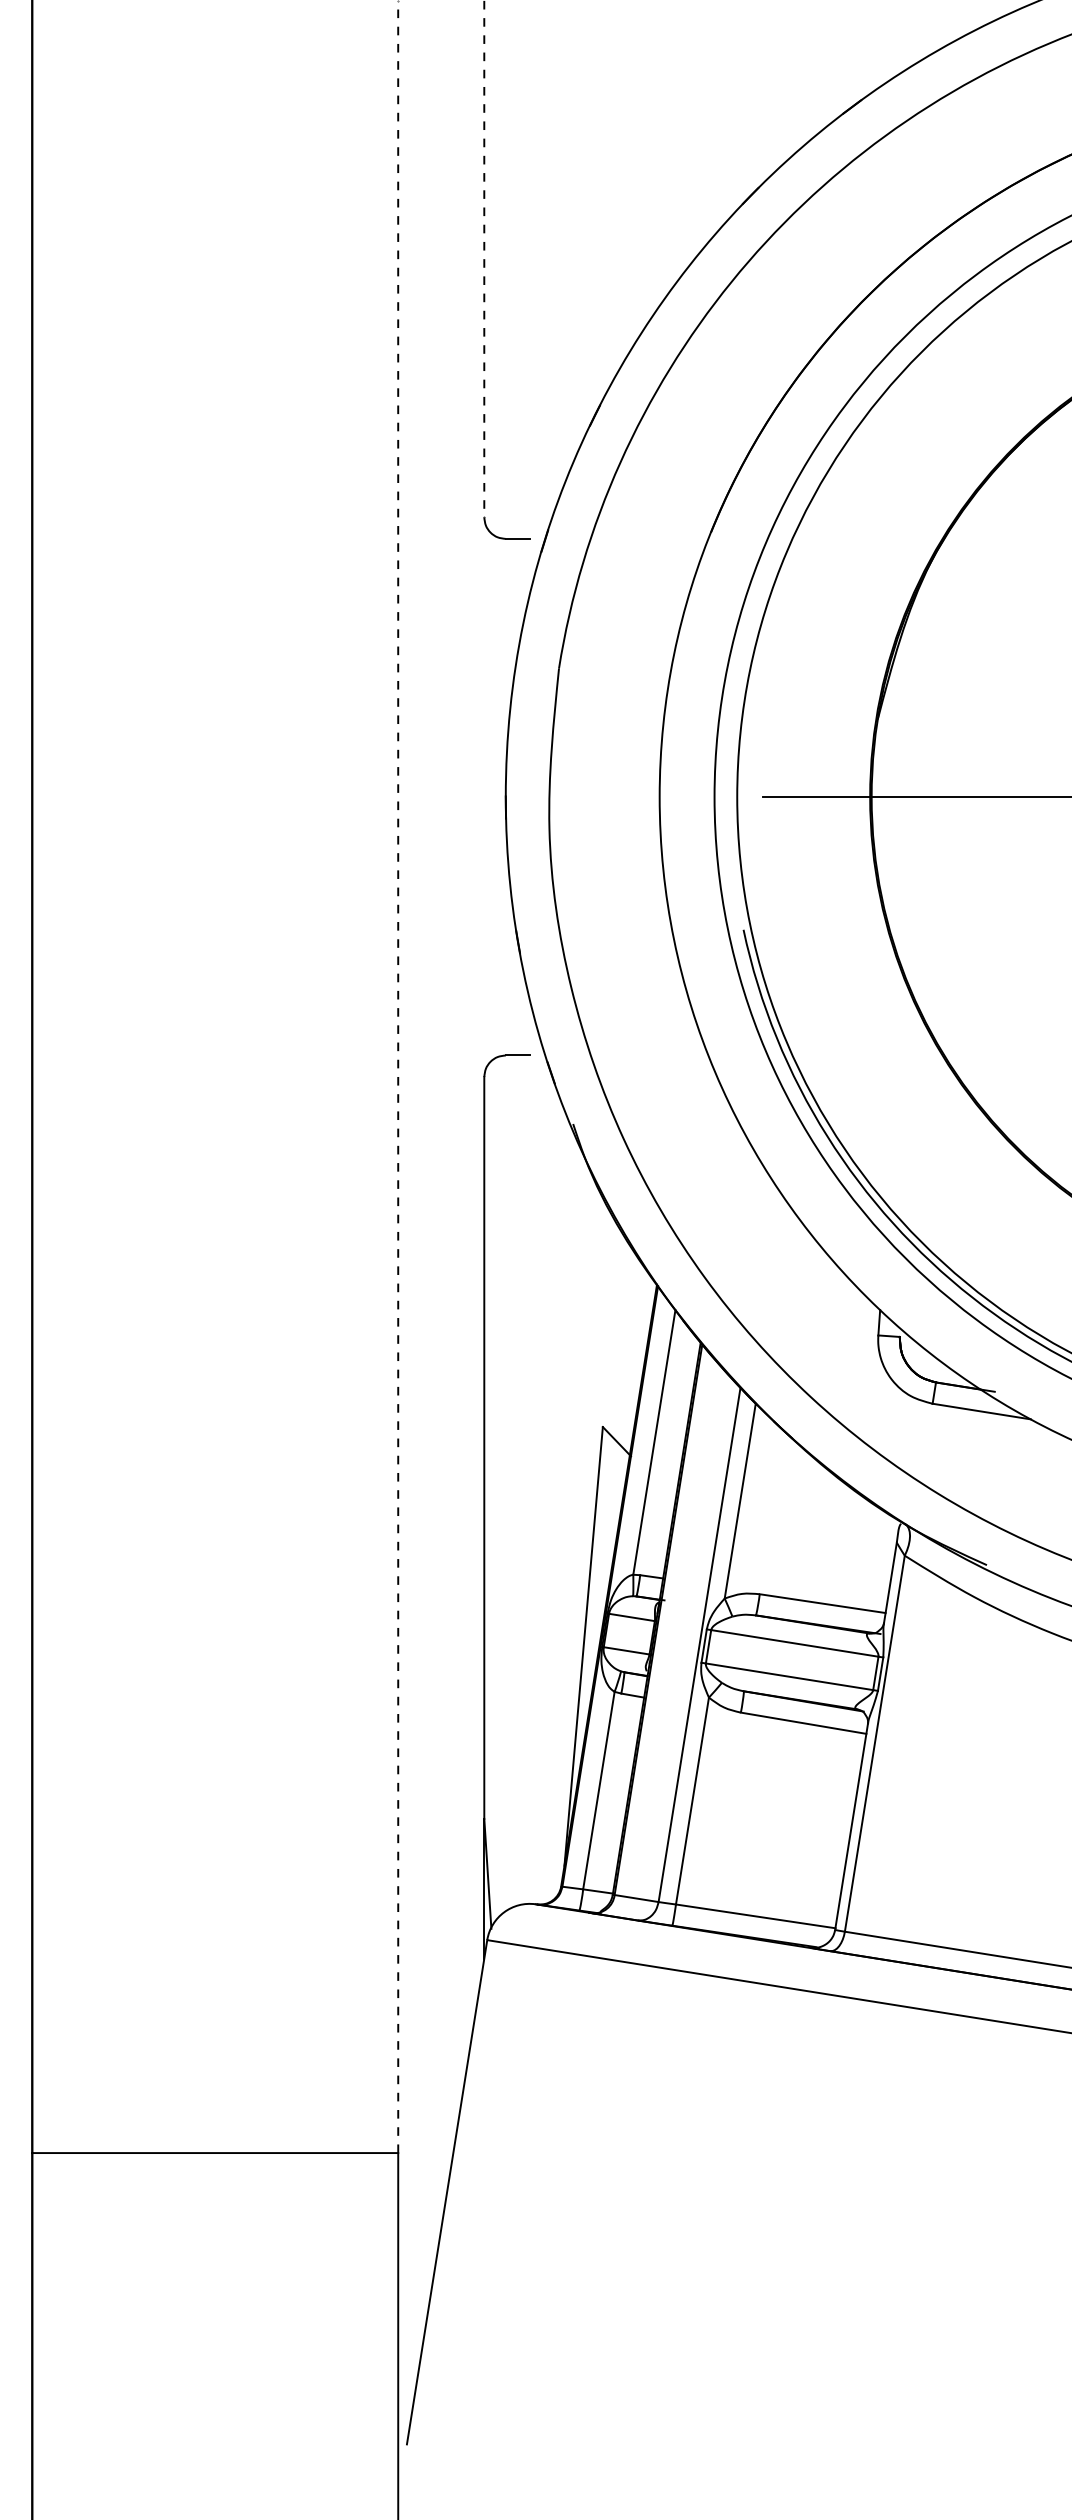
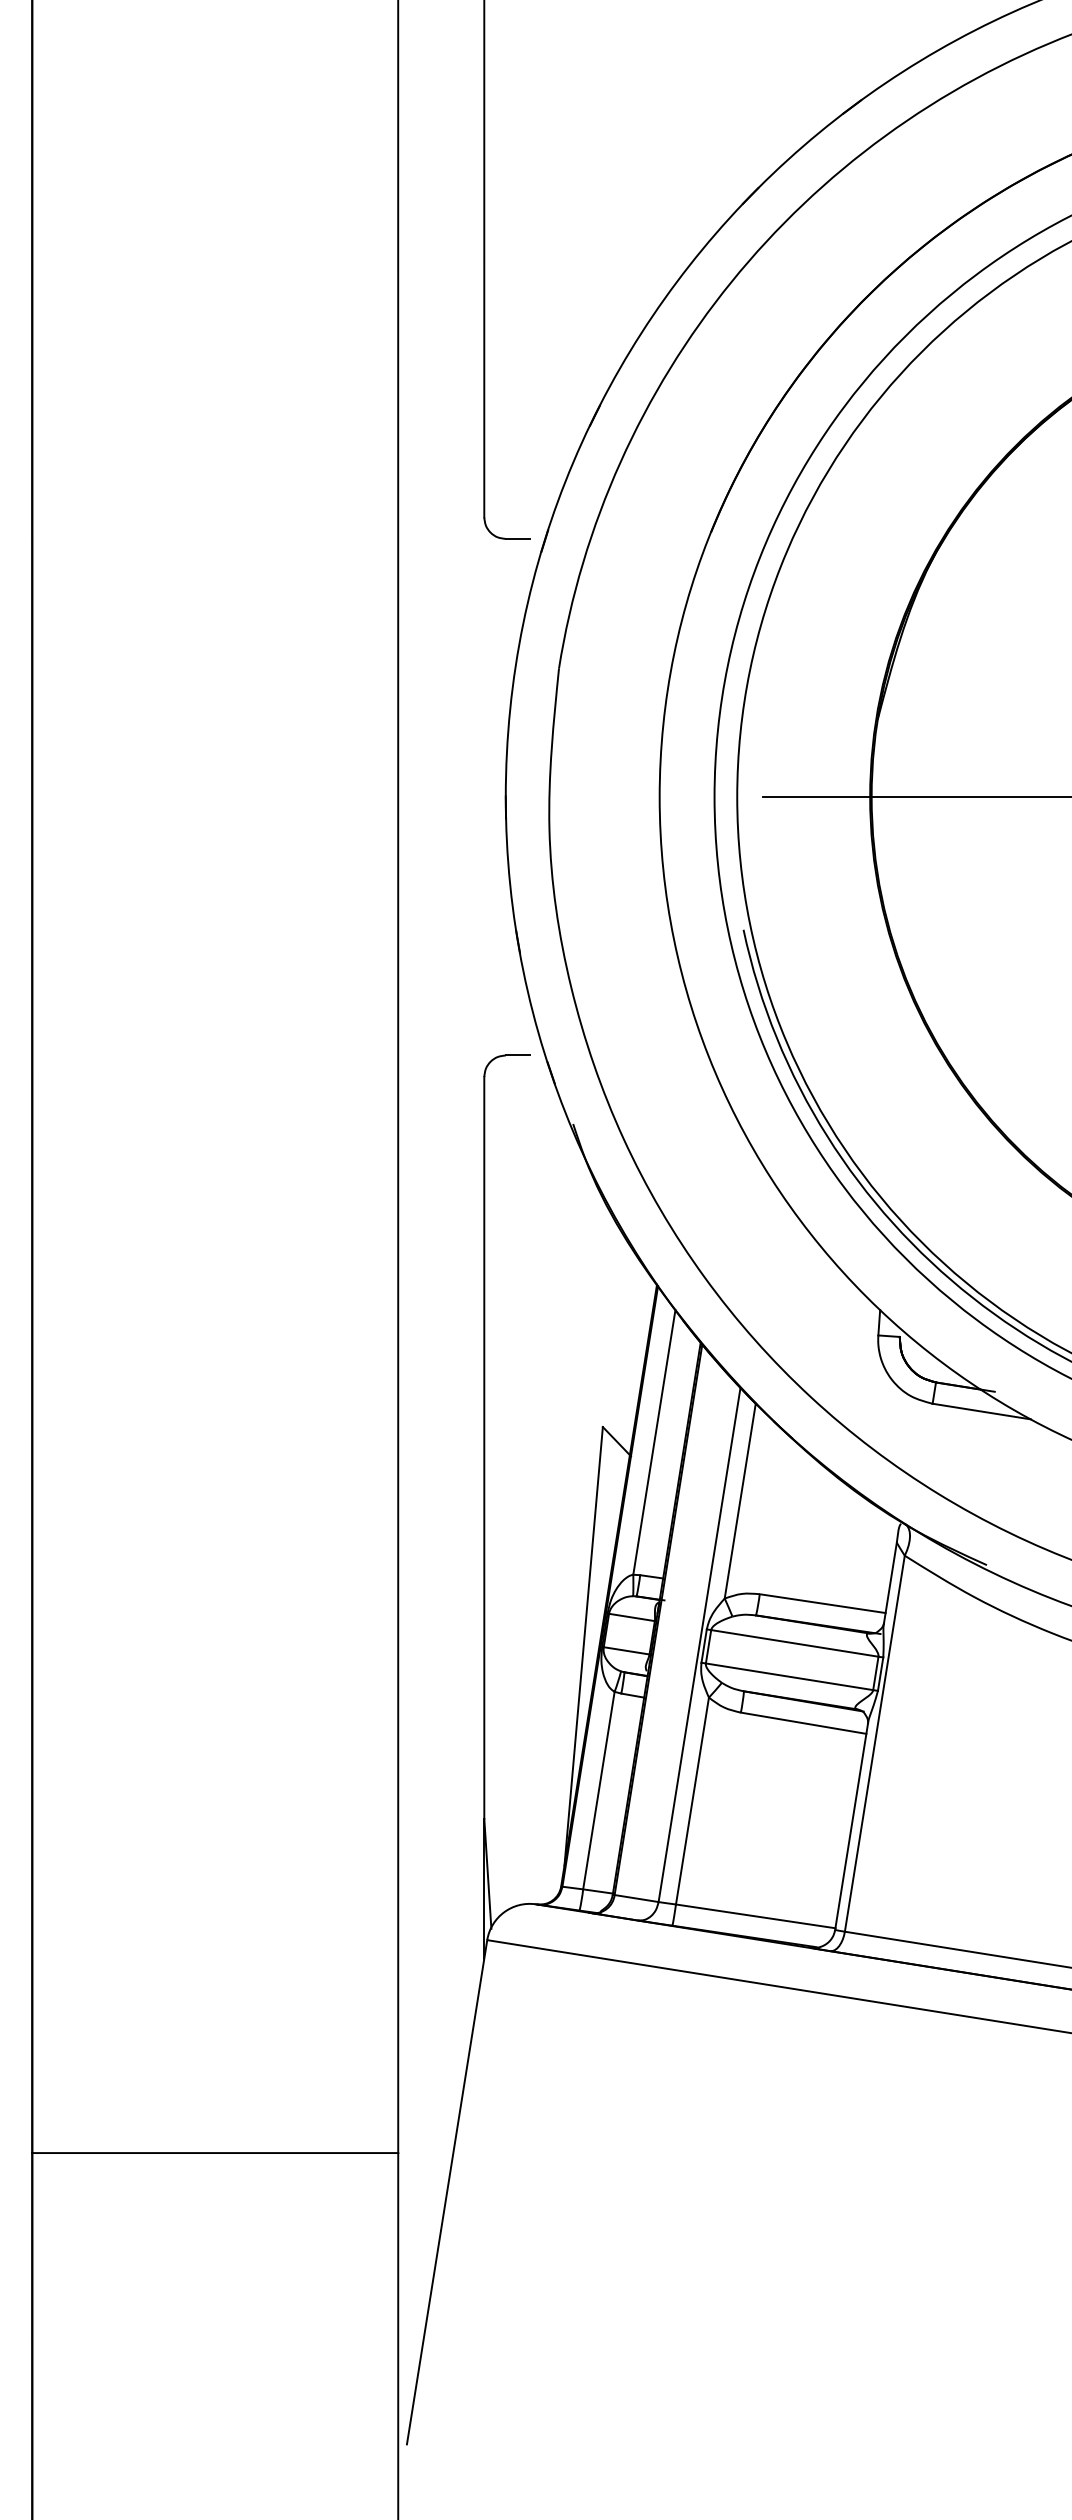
line: dashed -> solid (484, 259)
line: dashed -> solid (398, 1076)
